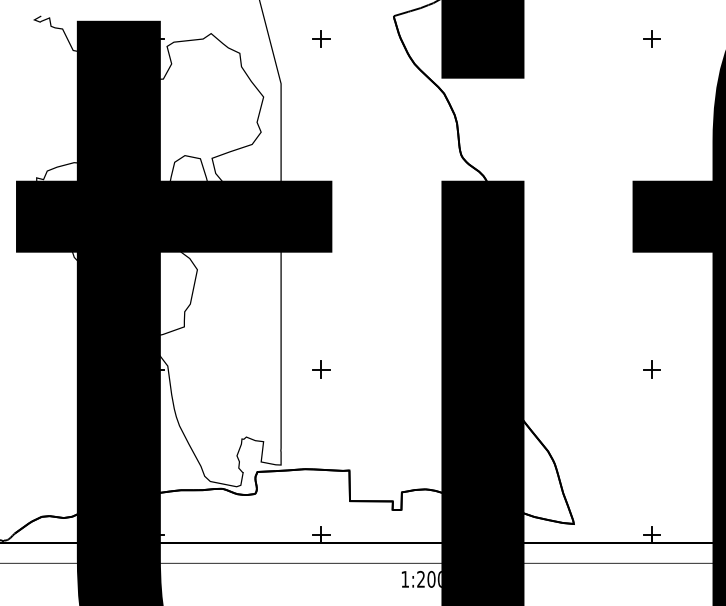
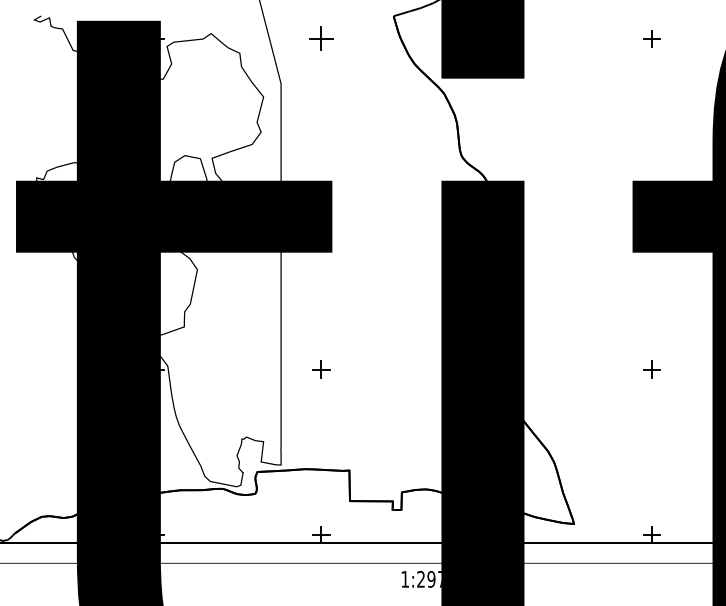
part size: 19x18 px -> 25x25 px (321, 38)
text: 1:2000 -> 1:2978 (434, 579)
